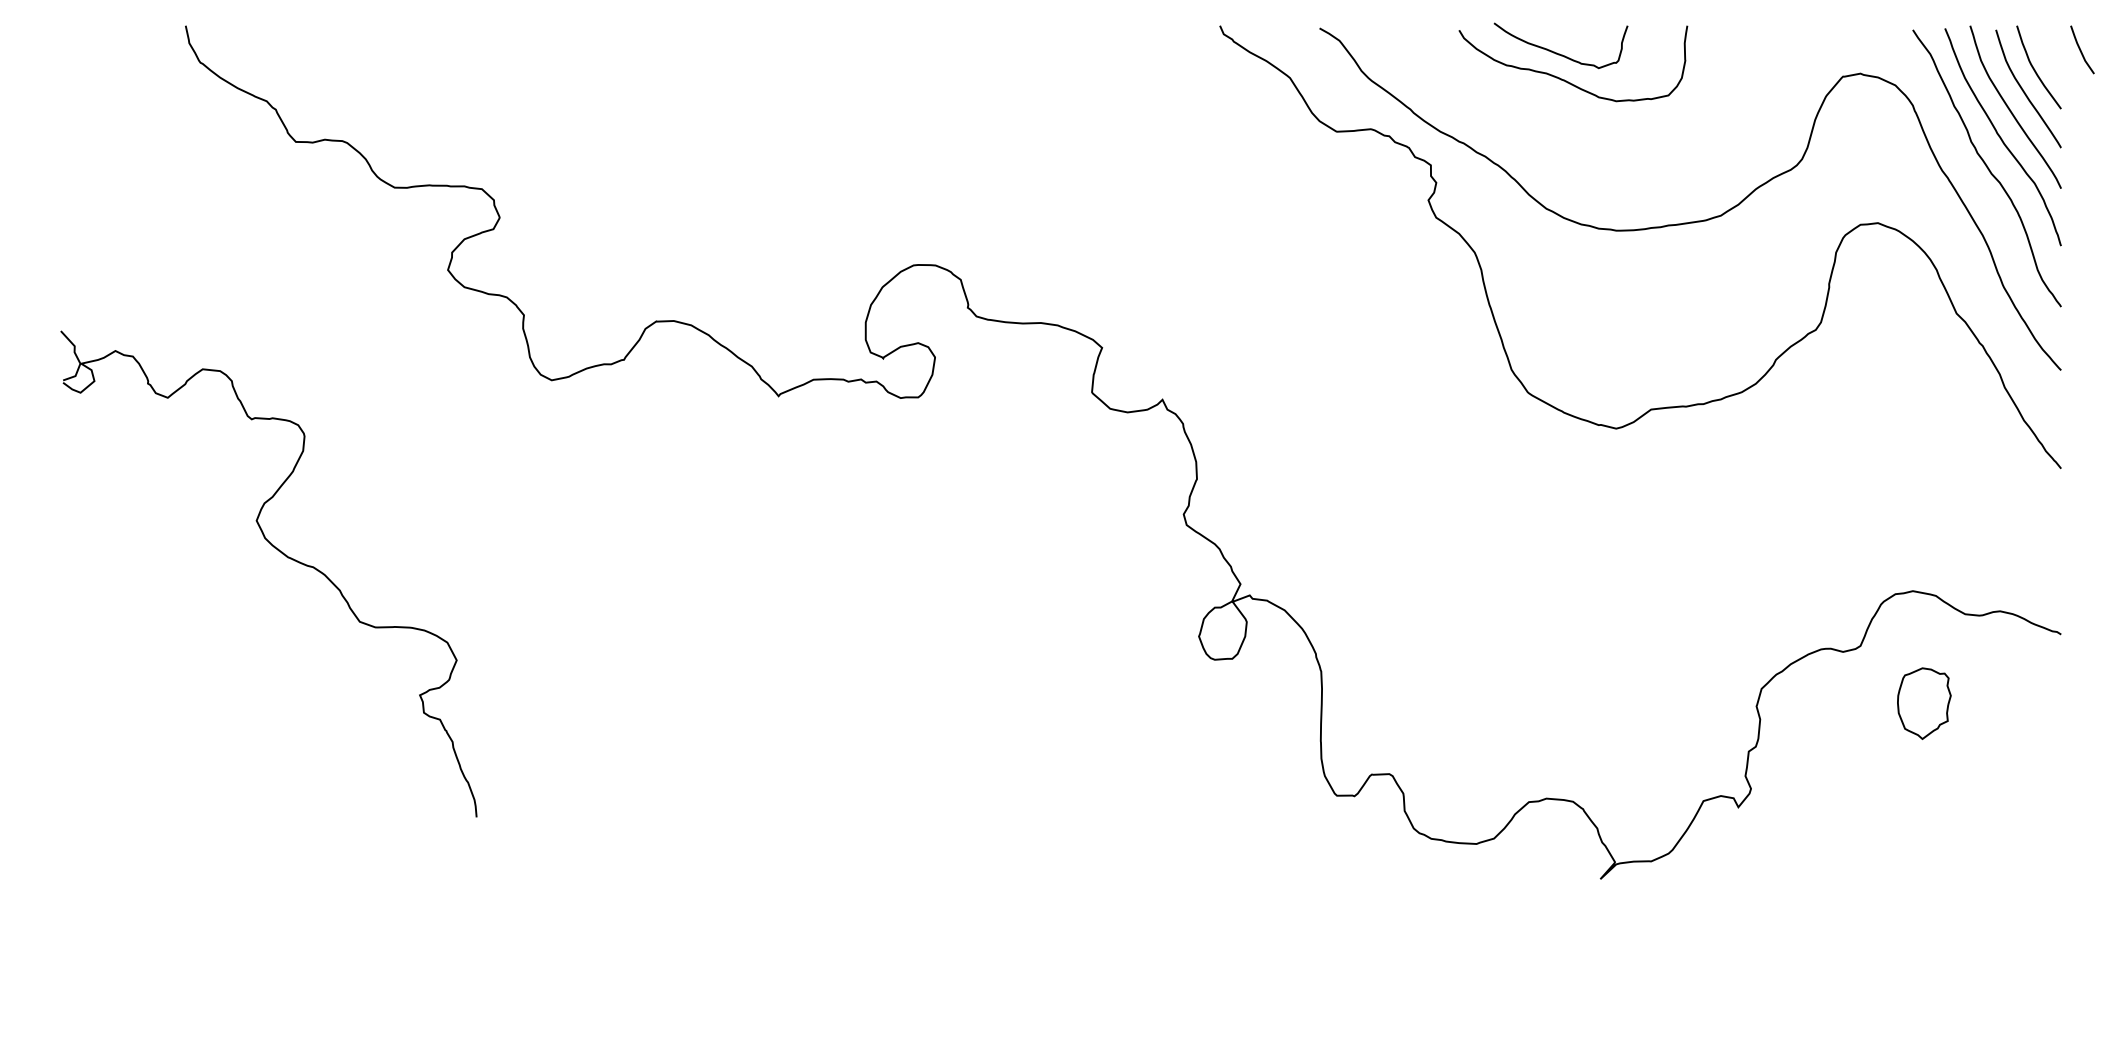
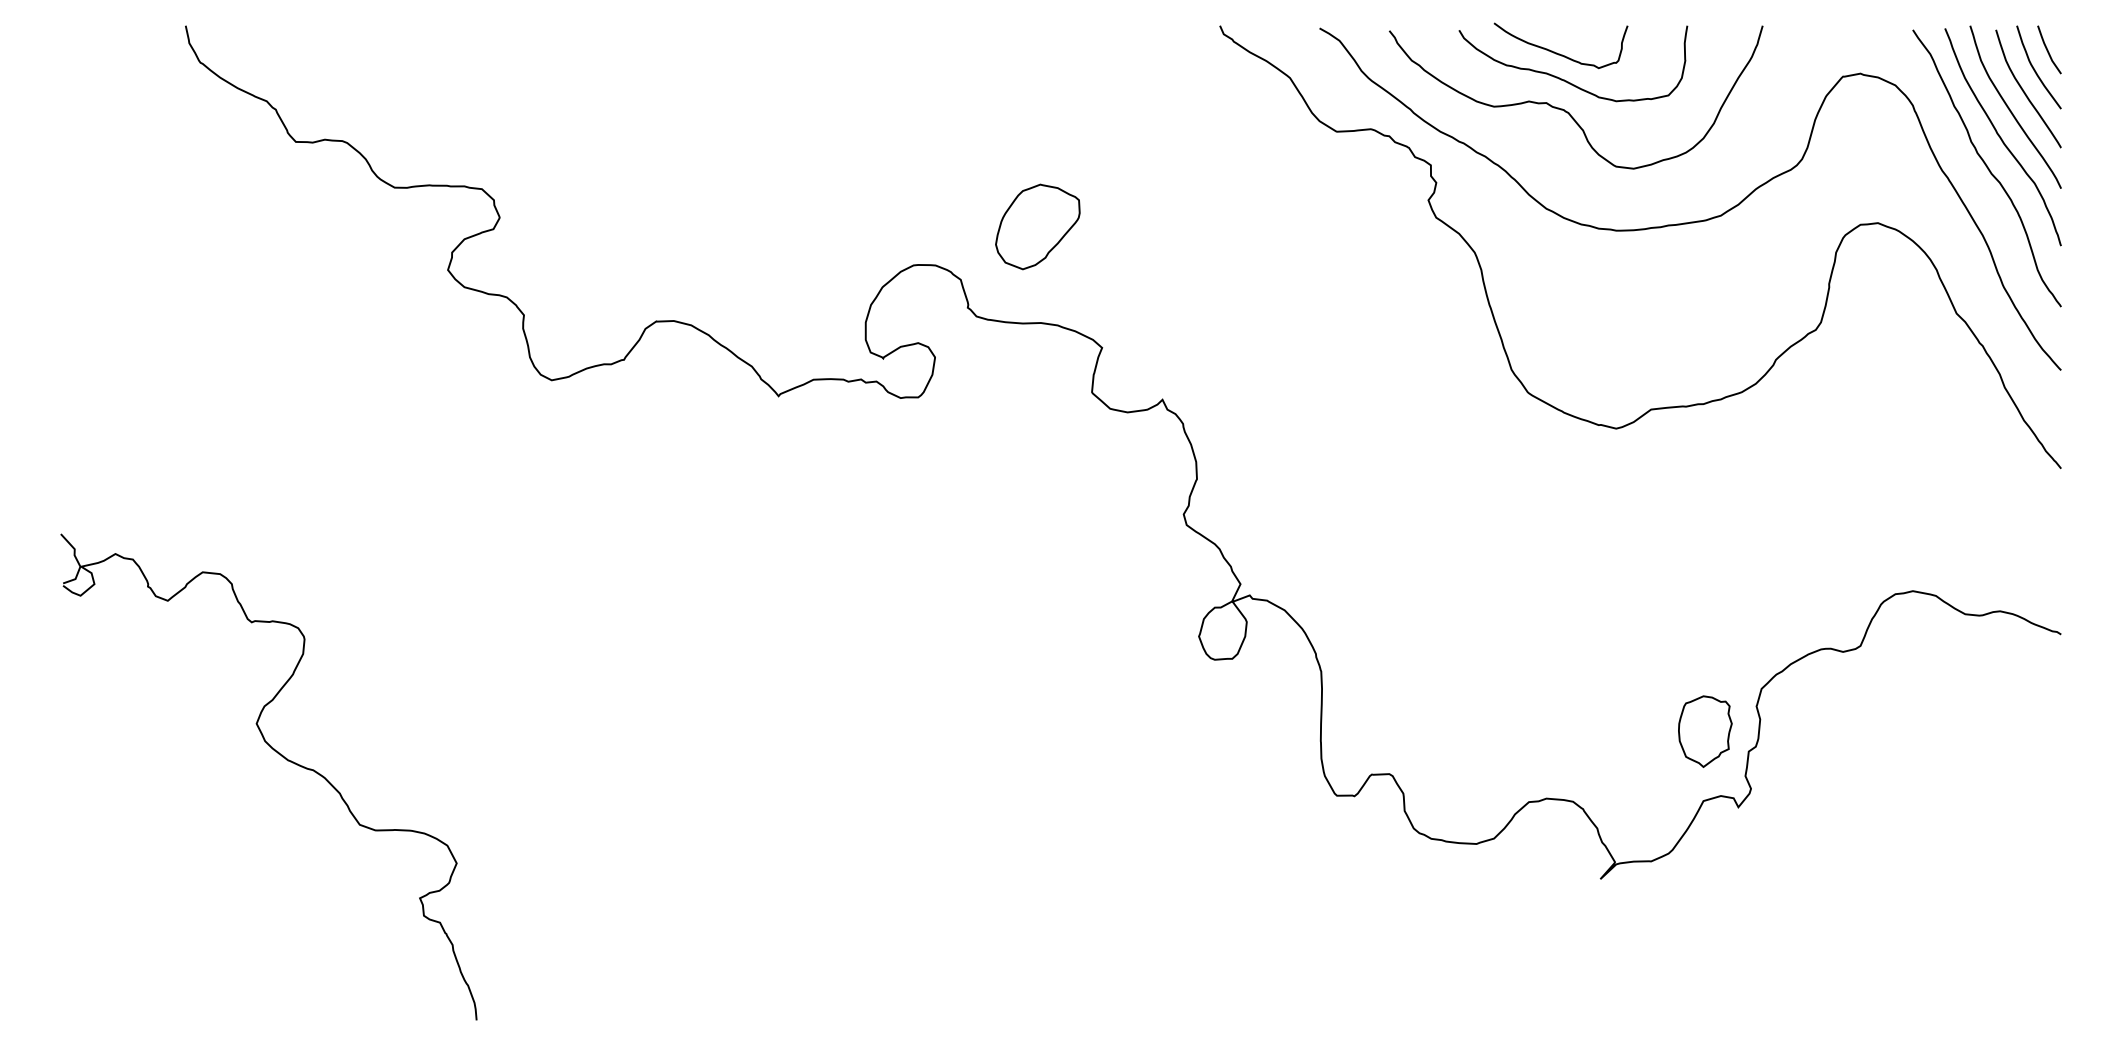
line position: (2081, 49) -> (2048, 49) (2048, 49)
curve: none -> present (1566, 110)
part: none -> present (1037, 226)
part position: (282, 554) -> (282, 757) (282, 757)
part position: (1924, 703) -> (1705, 731) (1705, 731)
